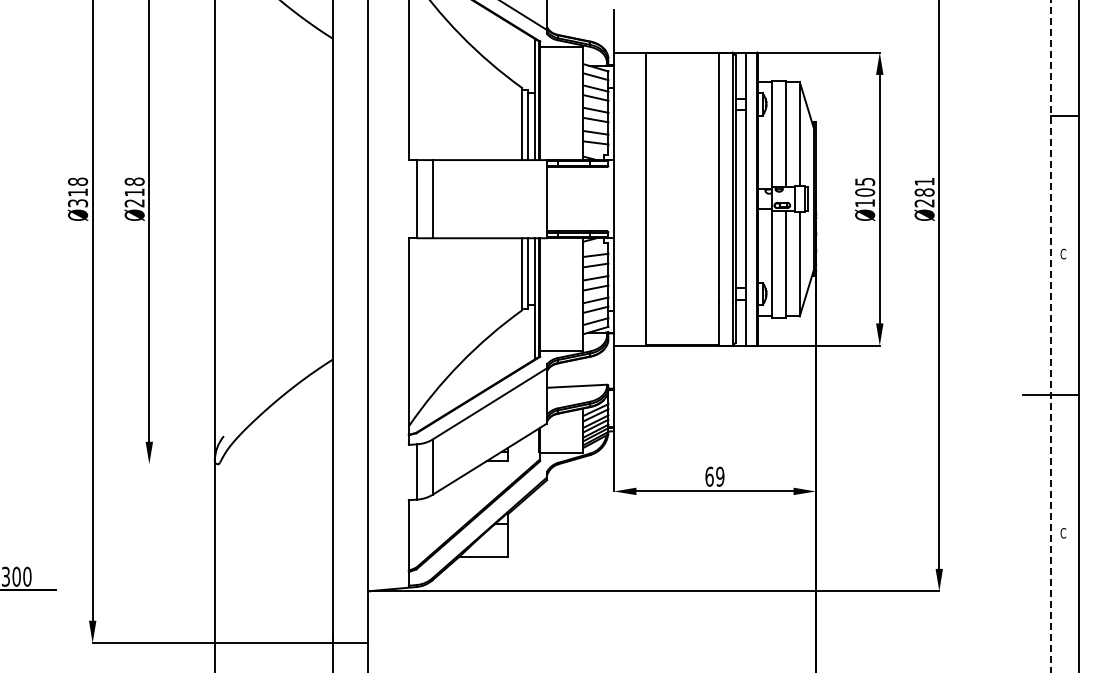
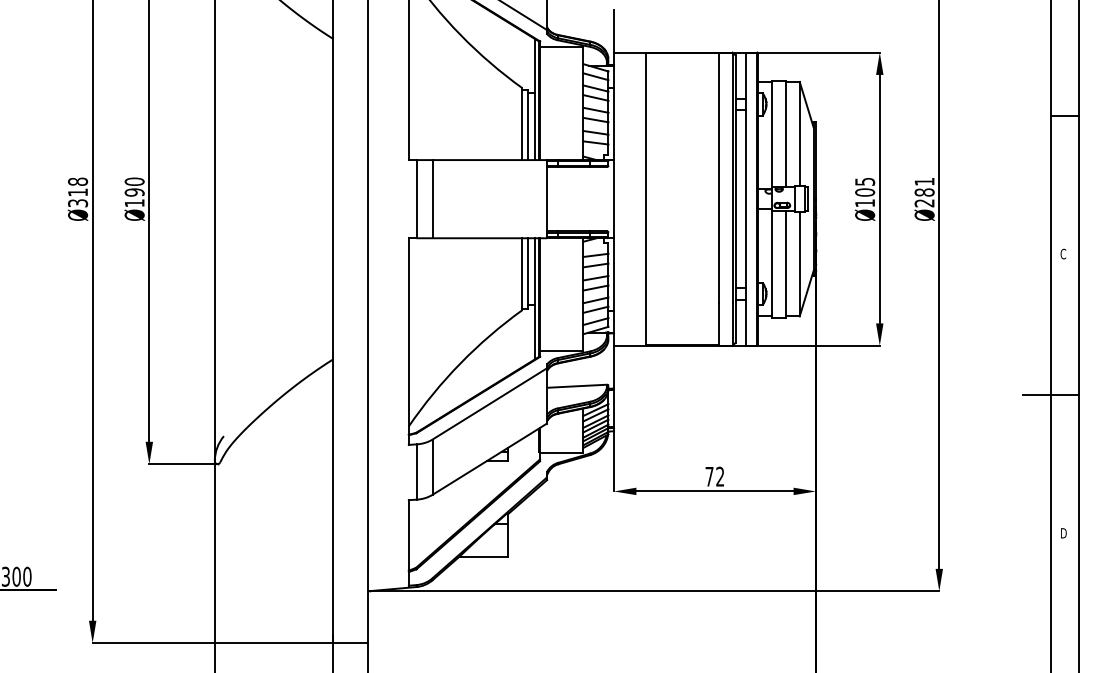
text: Ø218 -> Ø190 (134, 192)
line: dashed -> solid (1050, 337)
line: none -> present (183, 464)
text: 69 -> 72 (714, 476)
text: C -> D (1063, 533)
